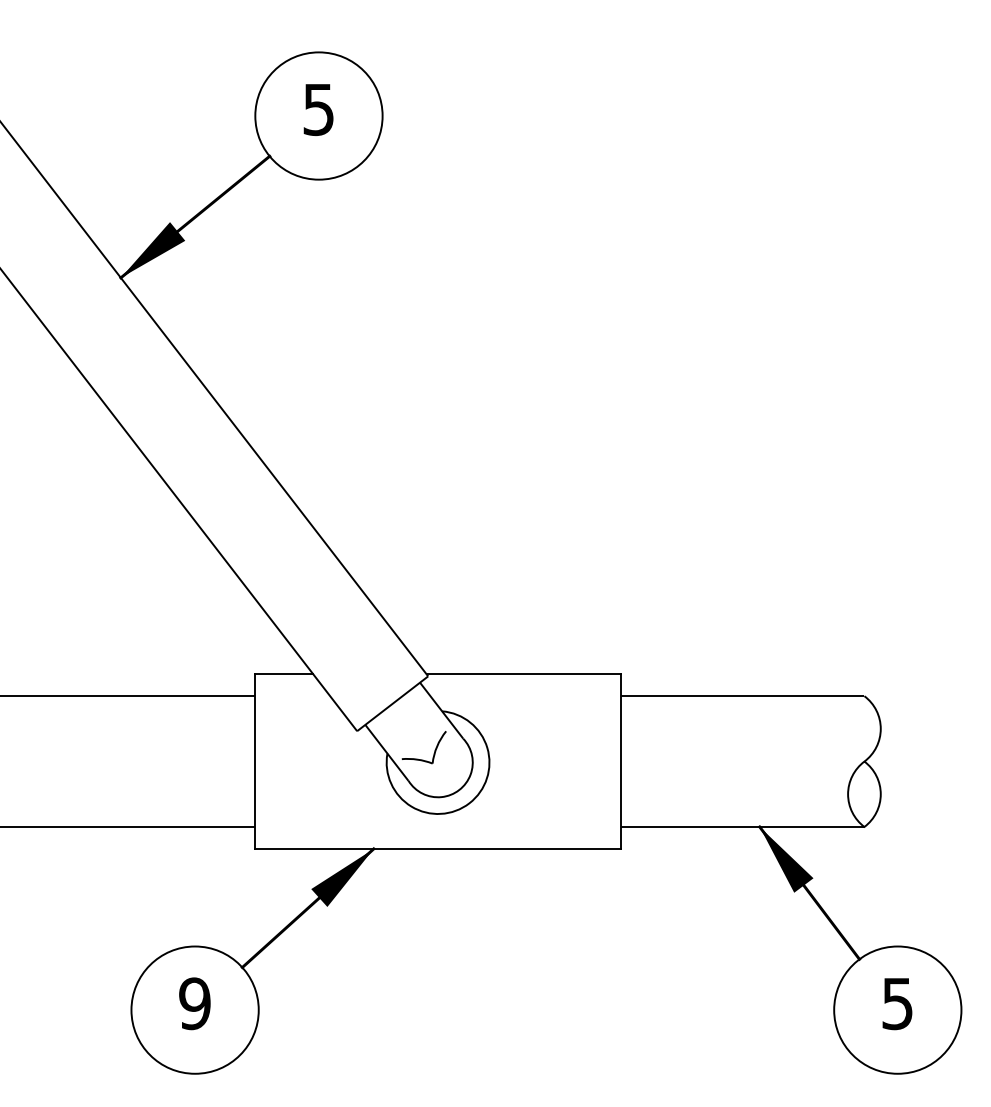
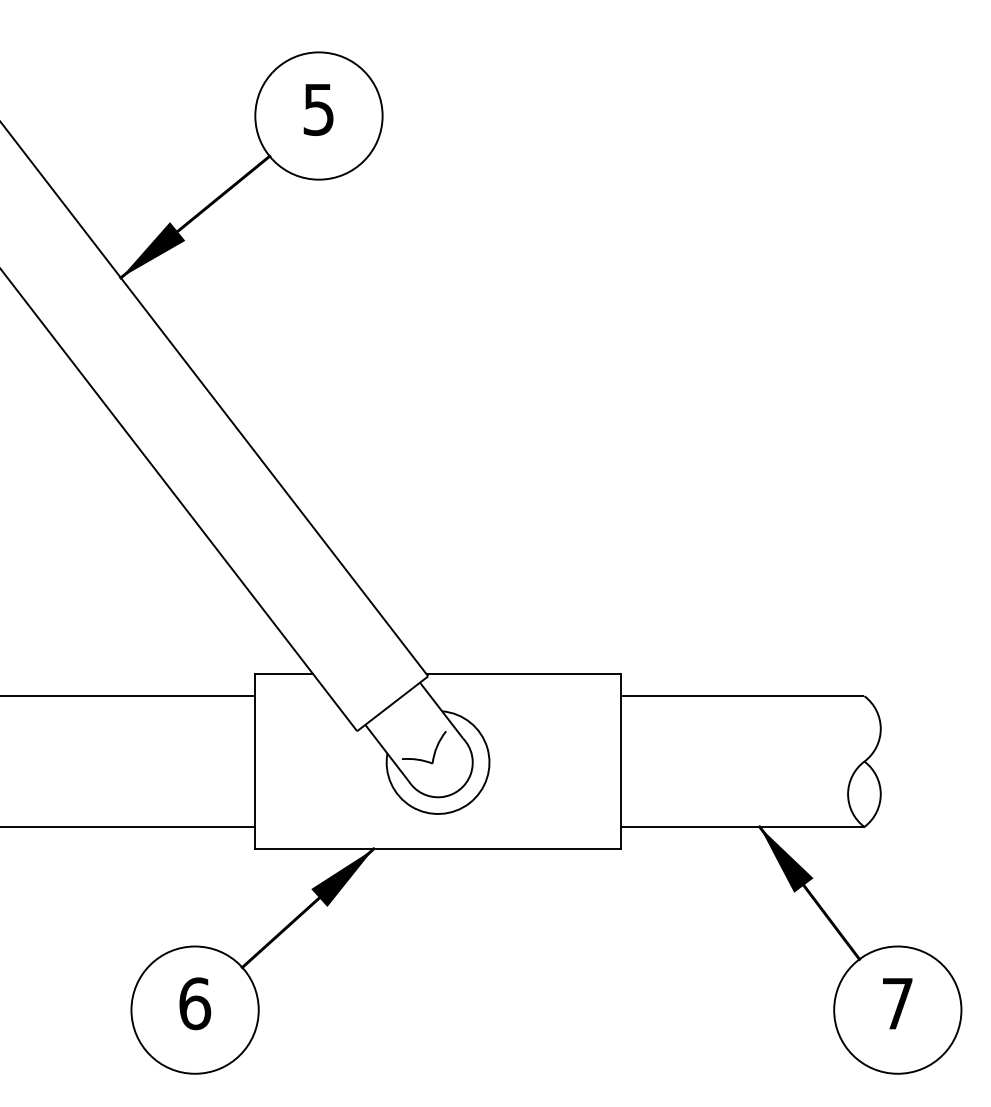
text: 9 -> 6 (195, 1003)
text: 5 -> 7 (897, 1004)
